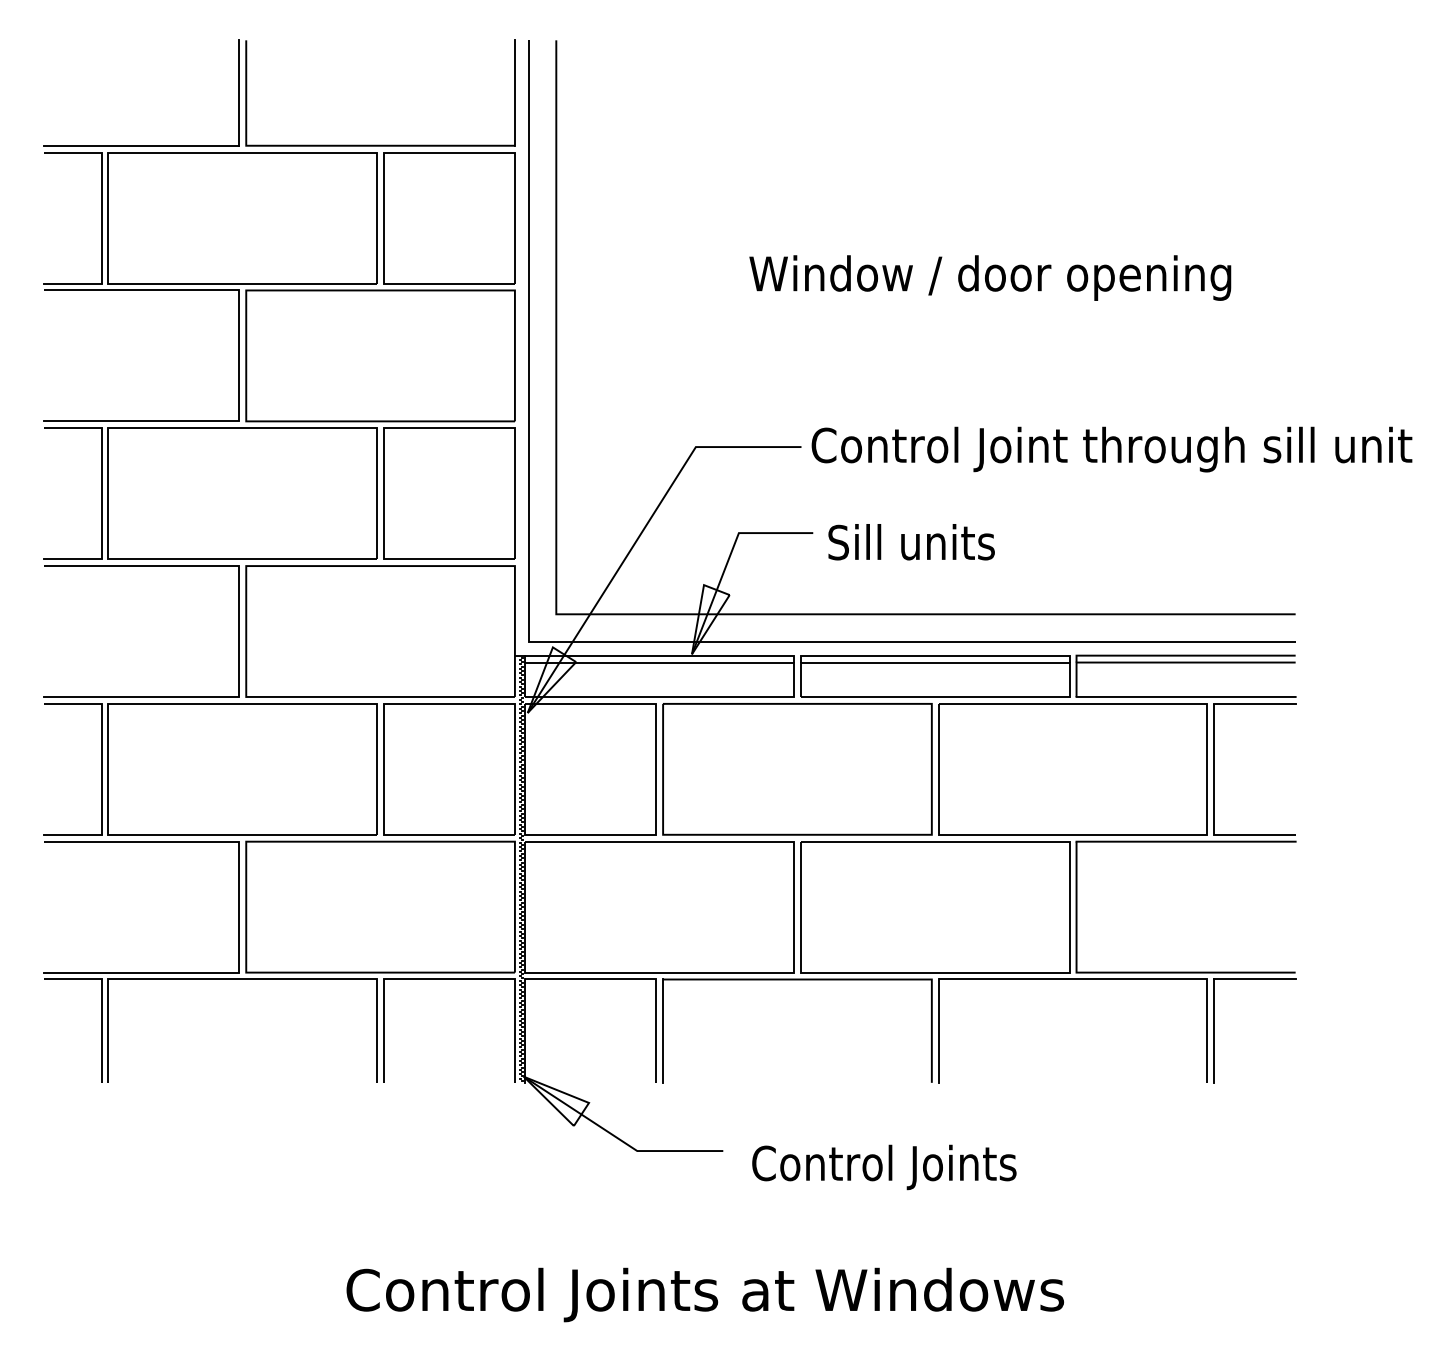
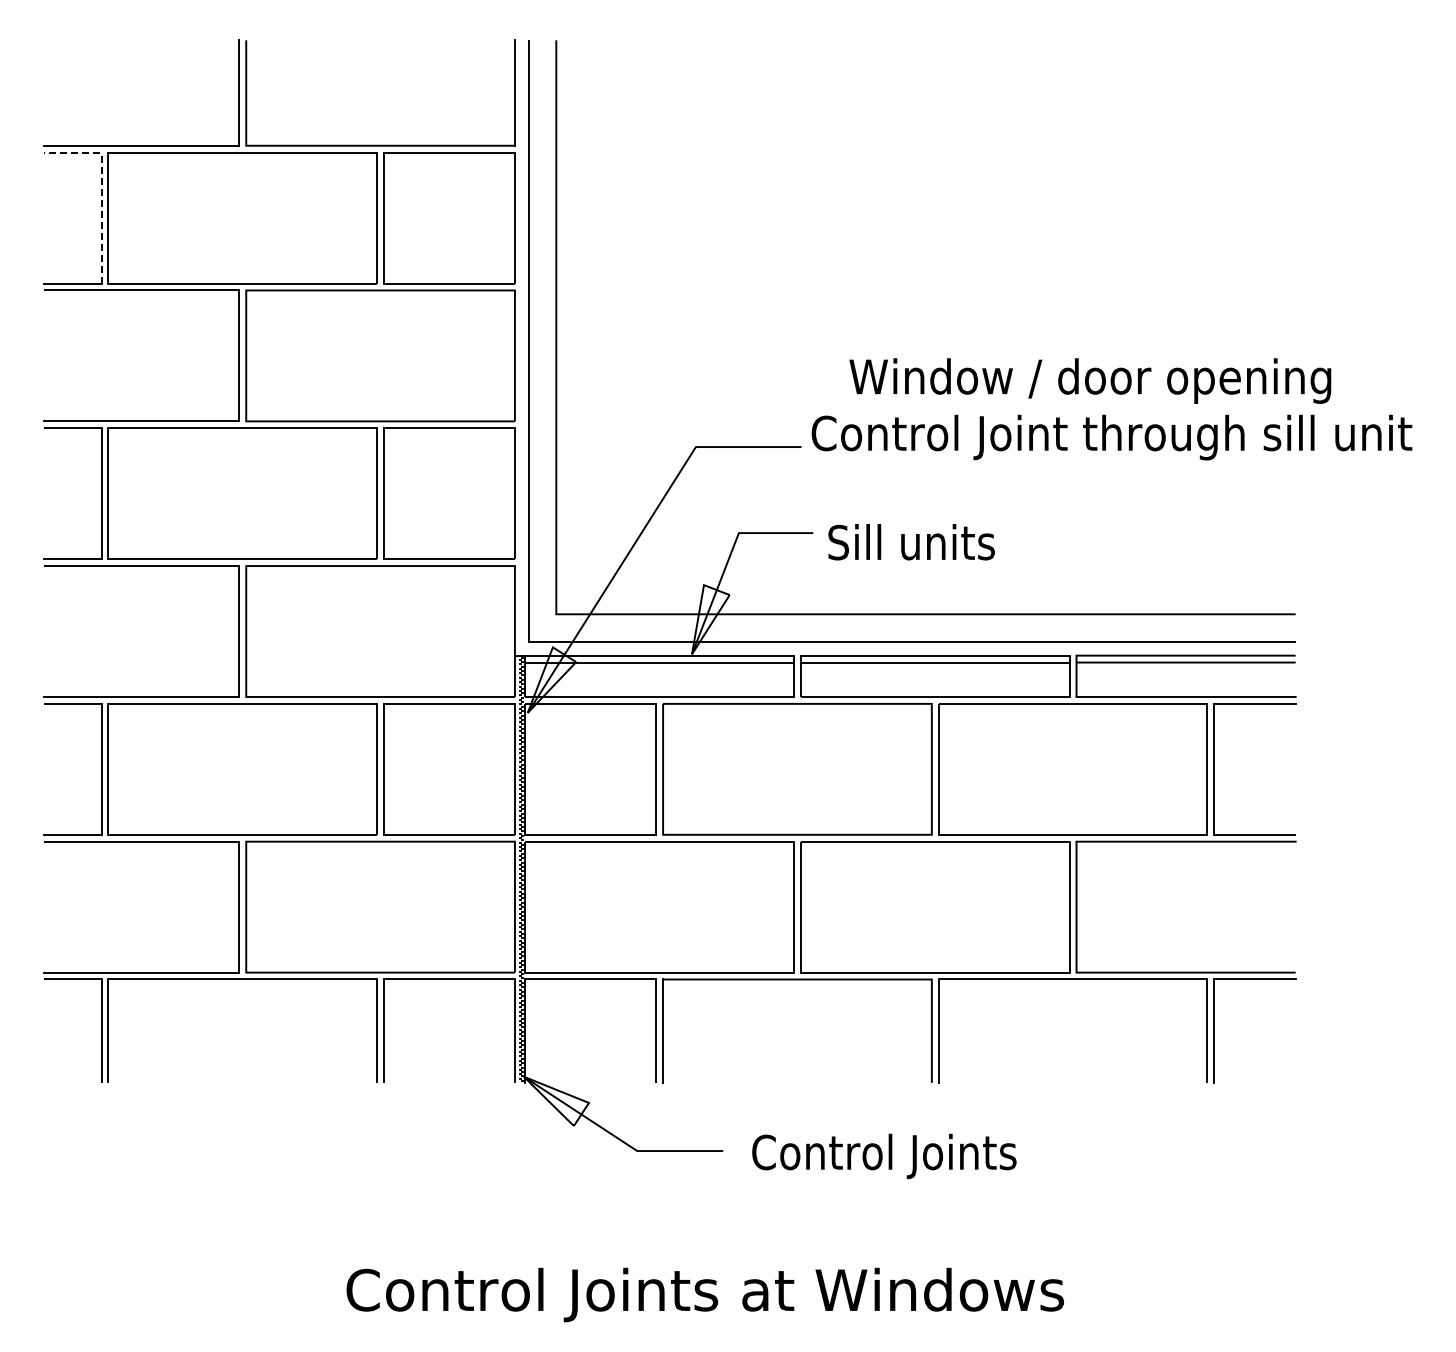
line: solid -> dashed (101, 188)
text position: (990, 277) -> (1090, 380) (1090, 380)
text position: (1111, 449) -> (1111, 437) (1111, 437)
text position: (884, 1167) -> (884, 1156) (884, 1156)
